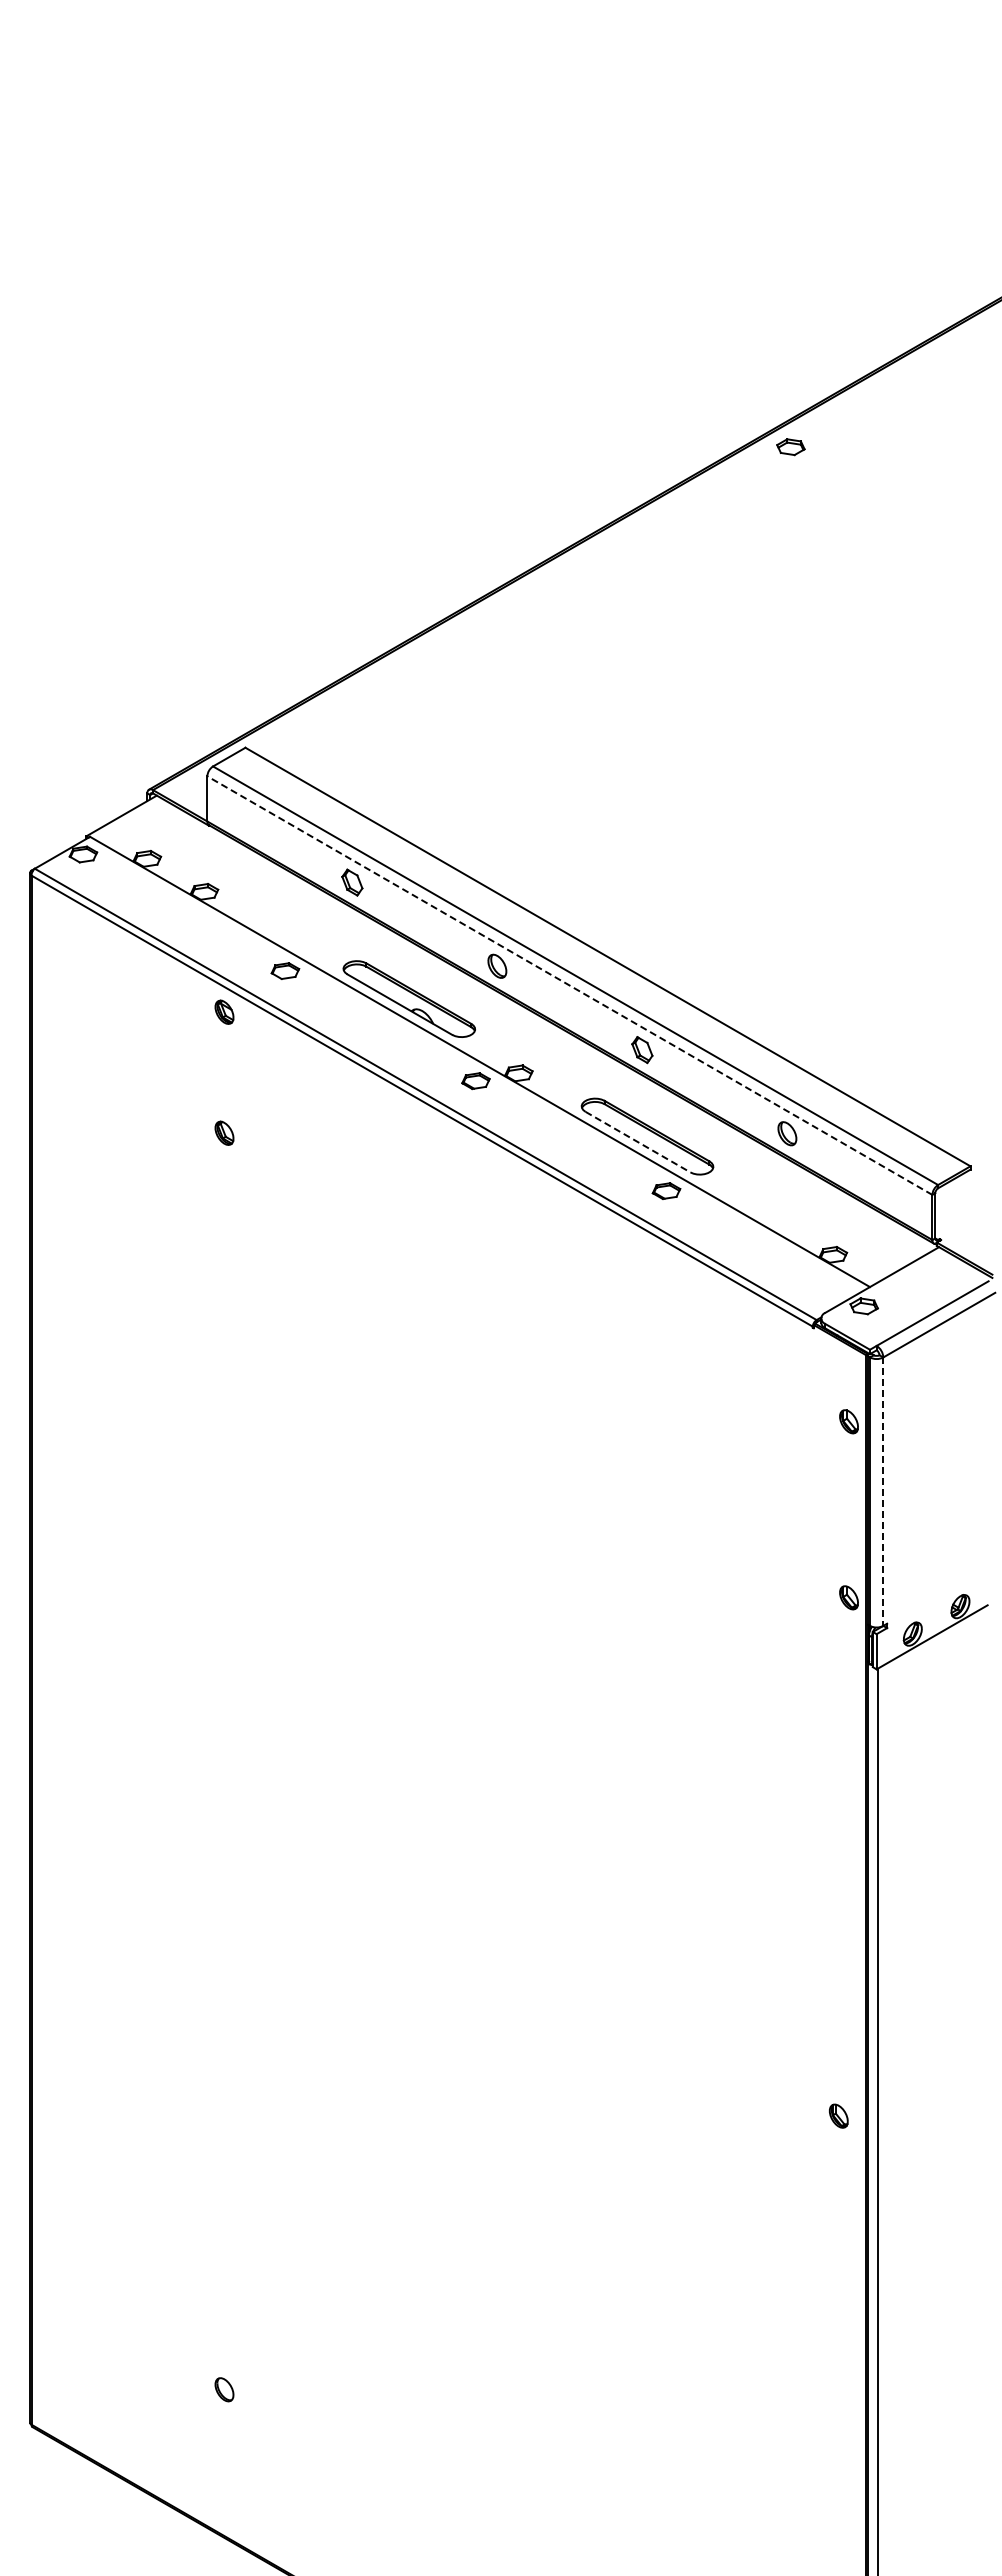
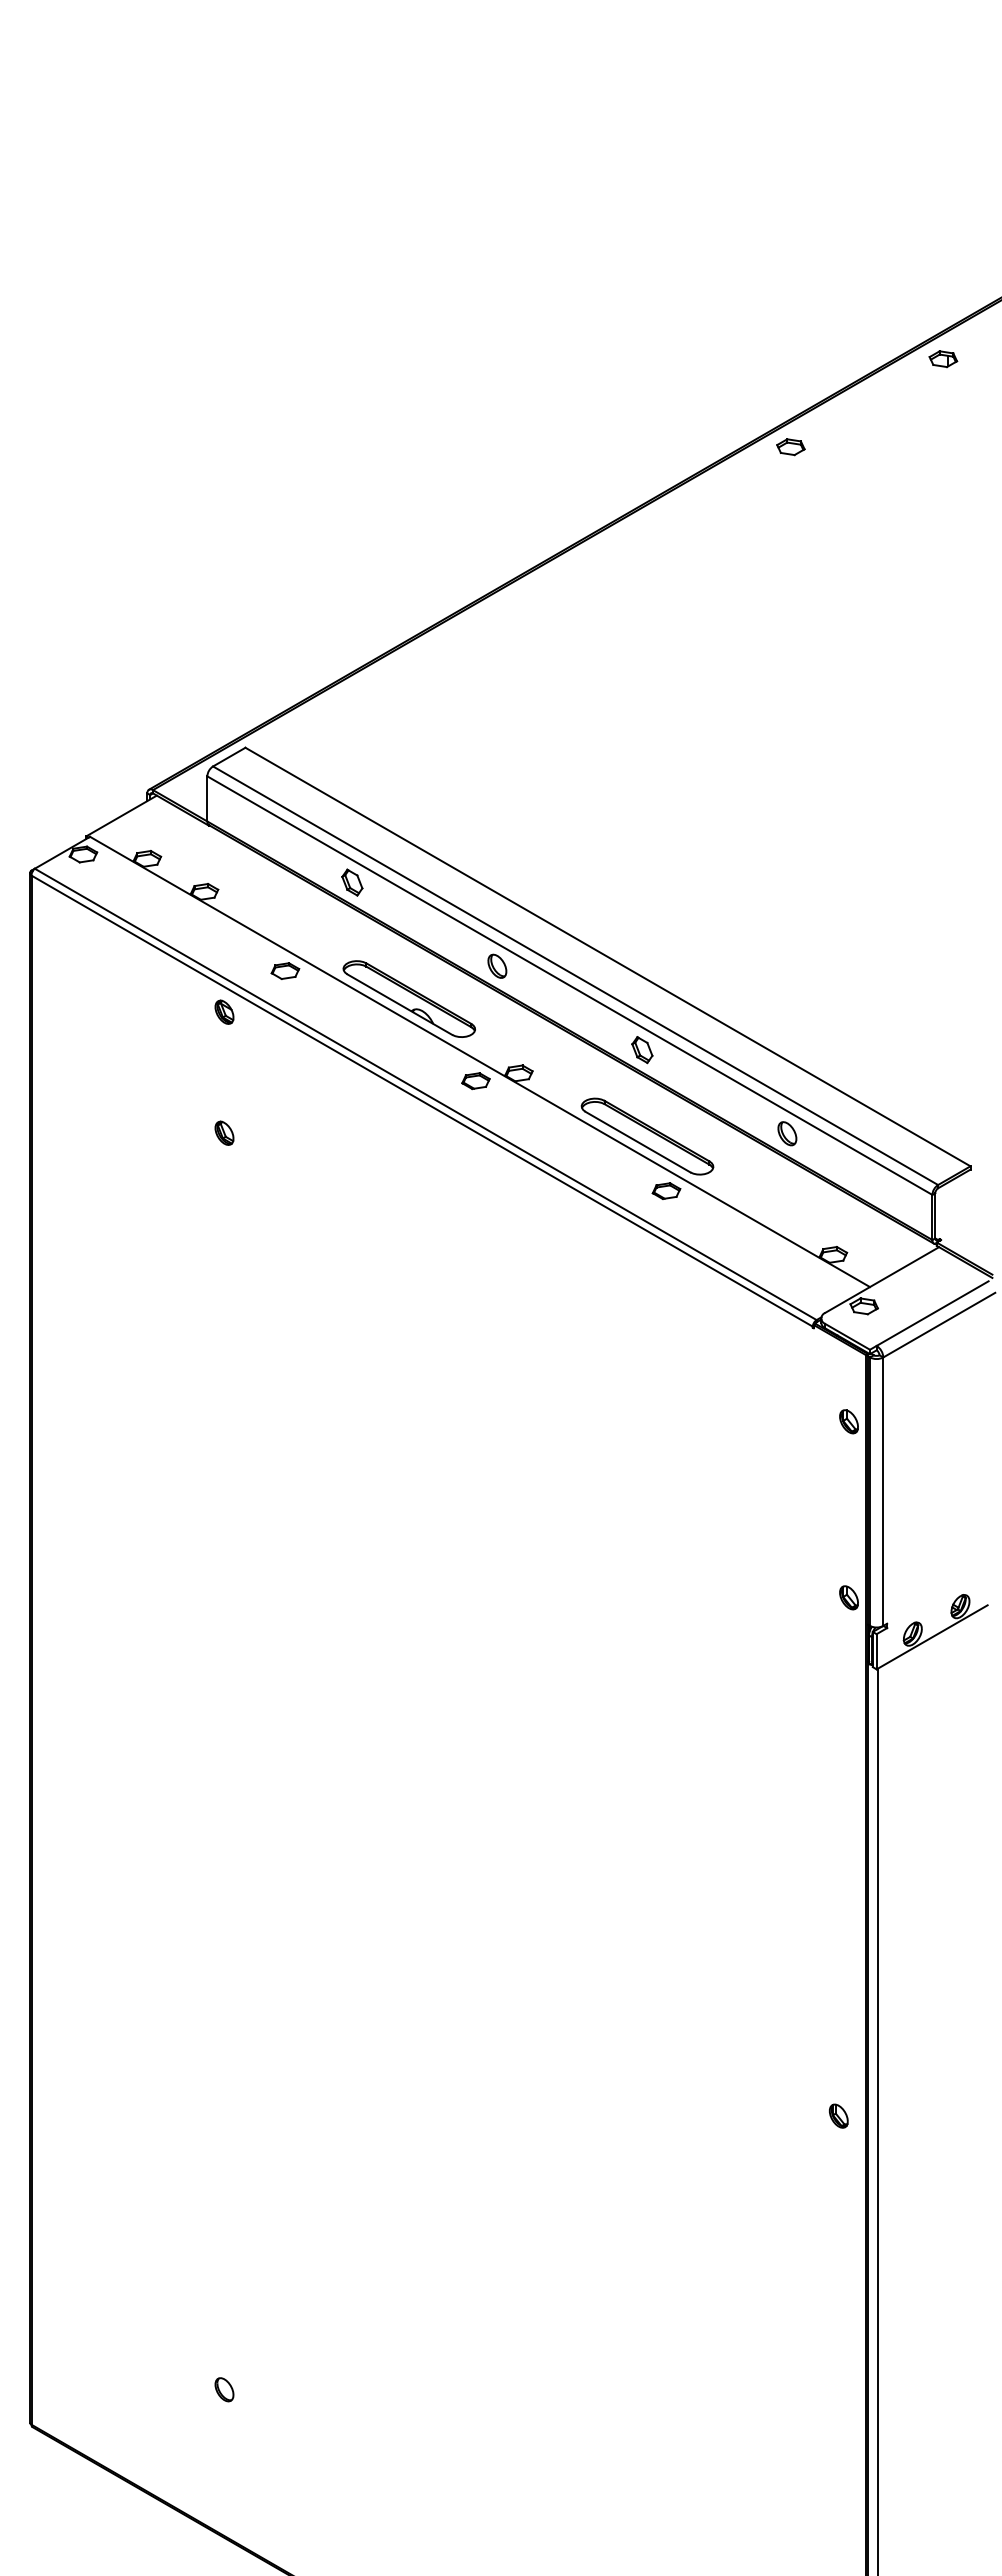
part: none -> present (943, 359)
line: dashed -> solid (569, 985)
line: dashed -> solid (638, 1142)
line: dashed -> solid (883, 1492)
